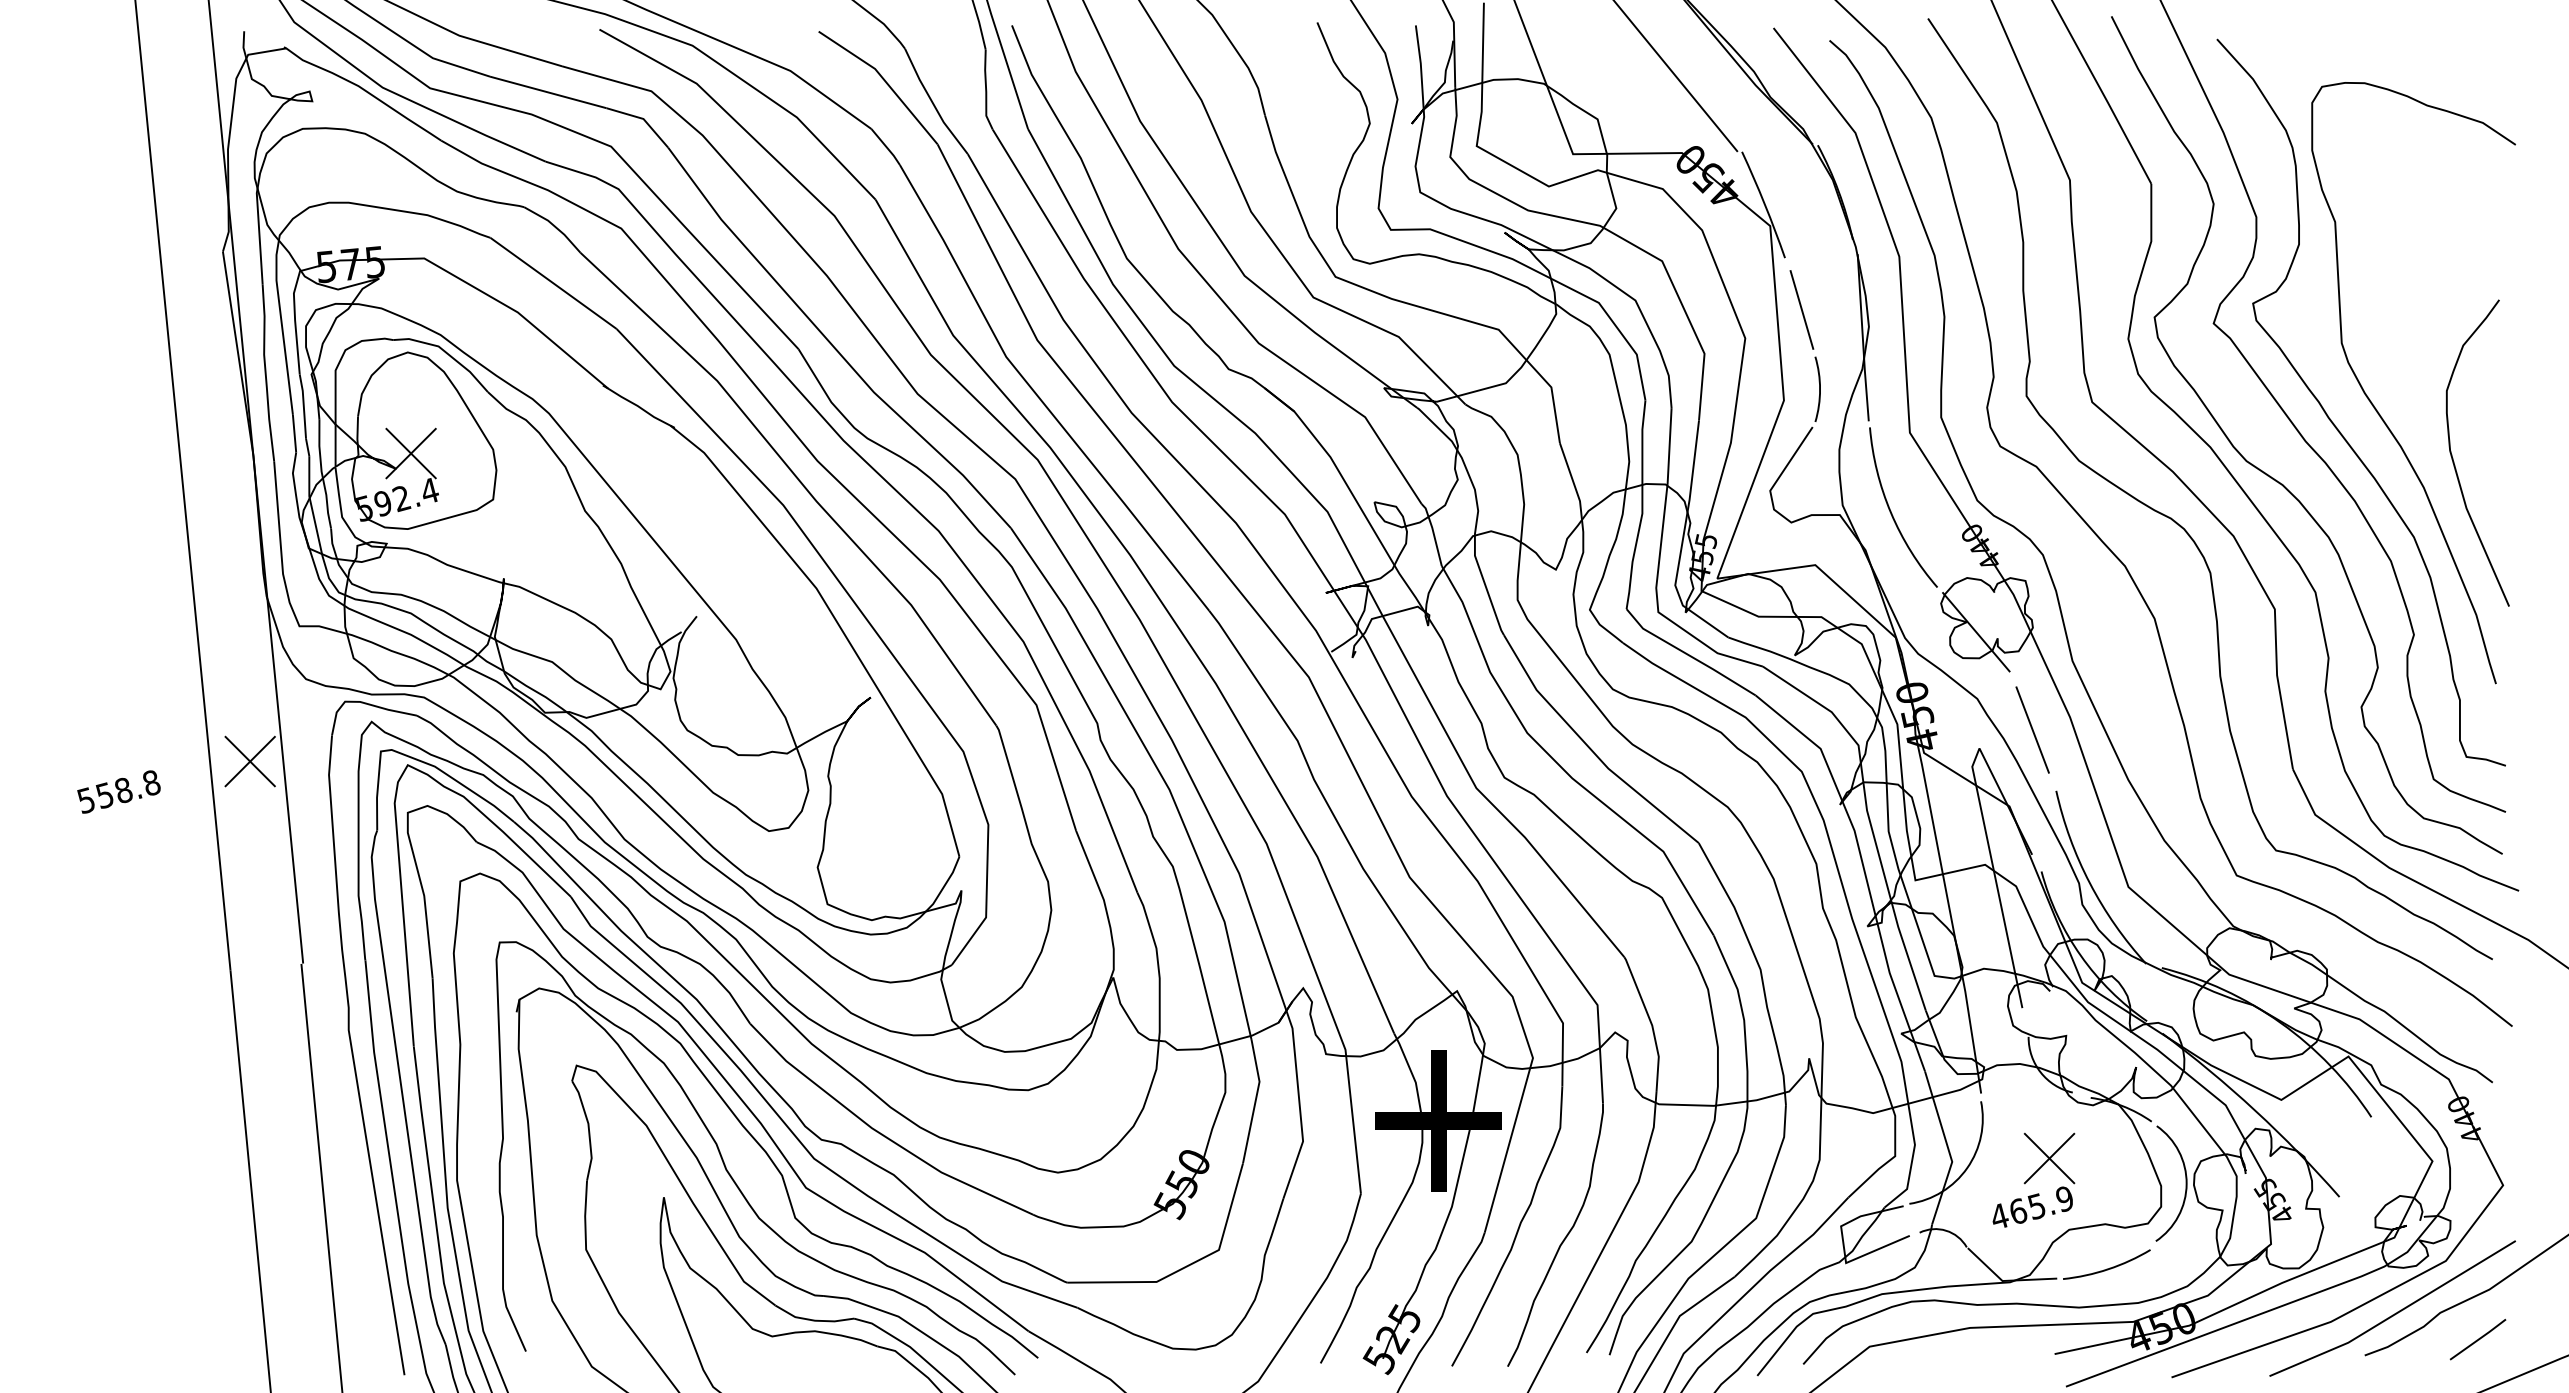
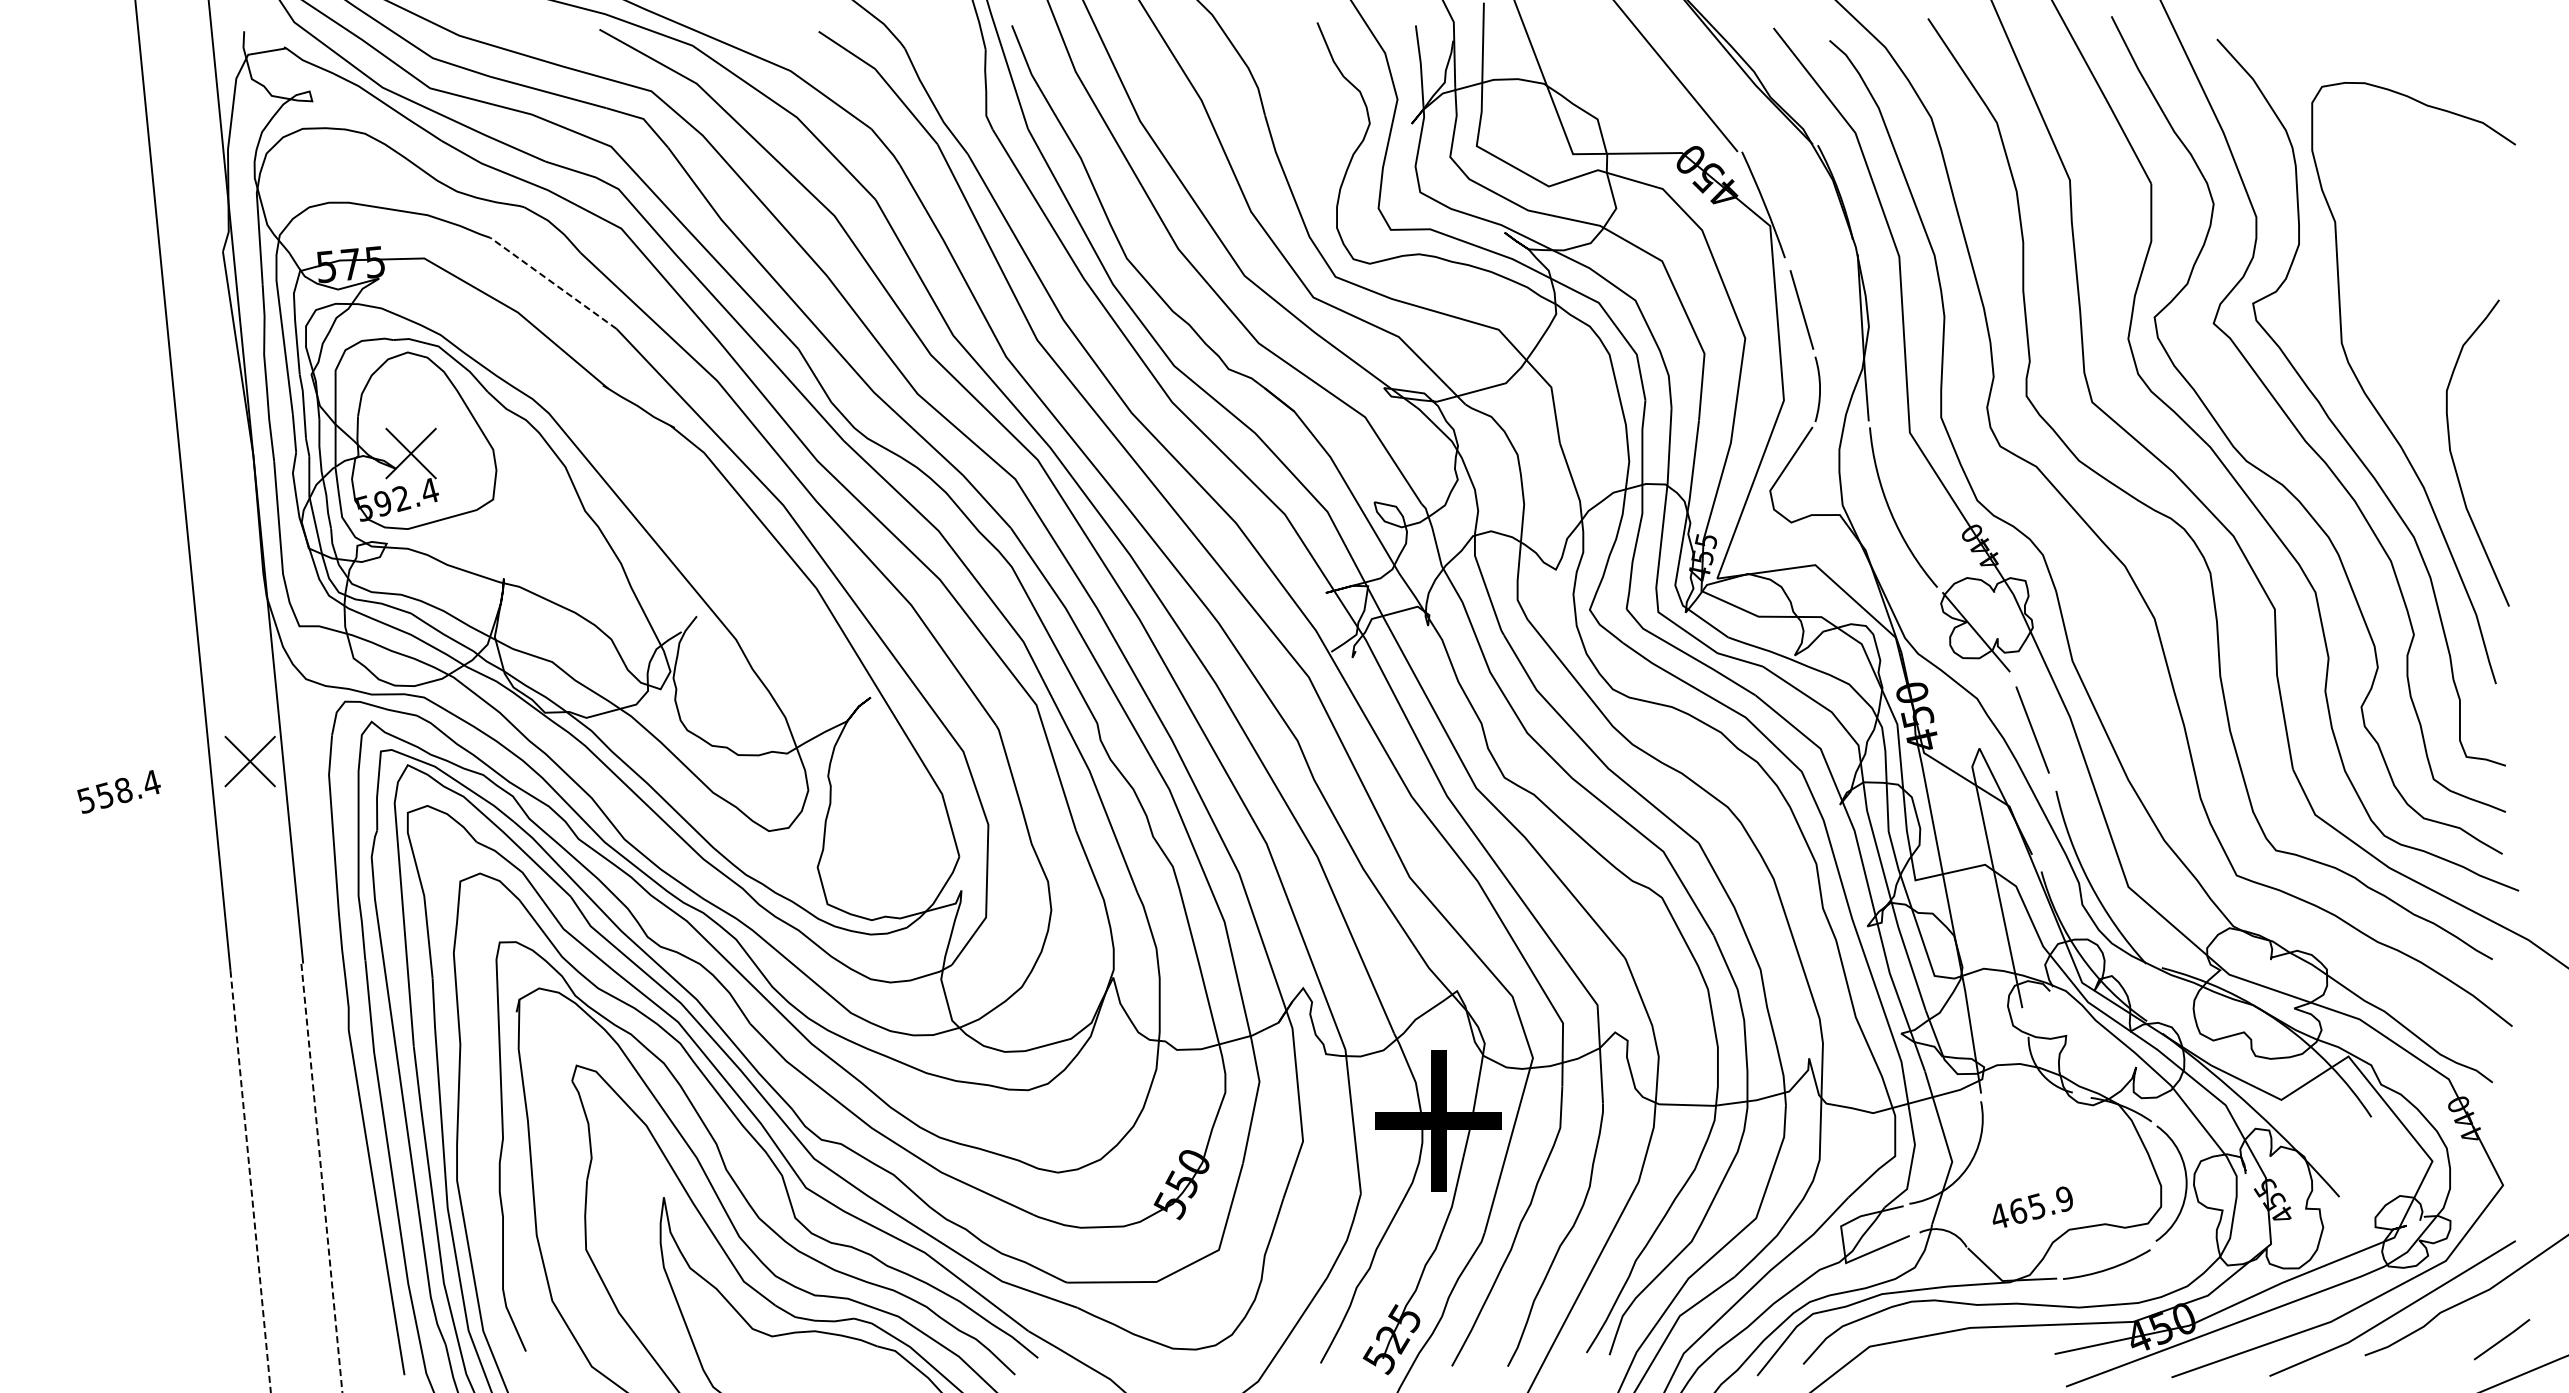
line: solid -> dashed (553, 283)
text: 558.8 -> 558.4 (151, 782)
part: present -> none (2049, 1158)
line: solid -> dashed (321, 1178)
line: solid -> dashed (250, 1181)
line position: (2477, 1339) -> (2501, 1339) (2501, 1339)
